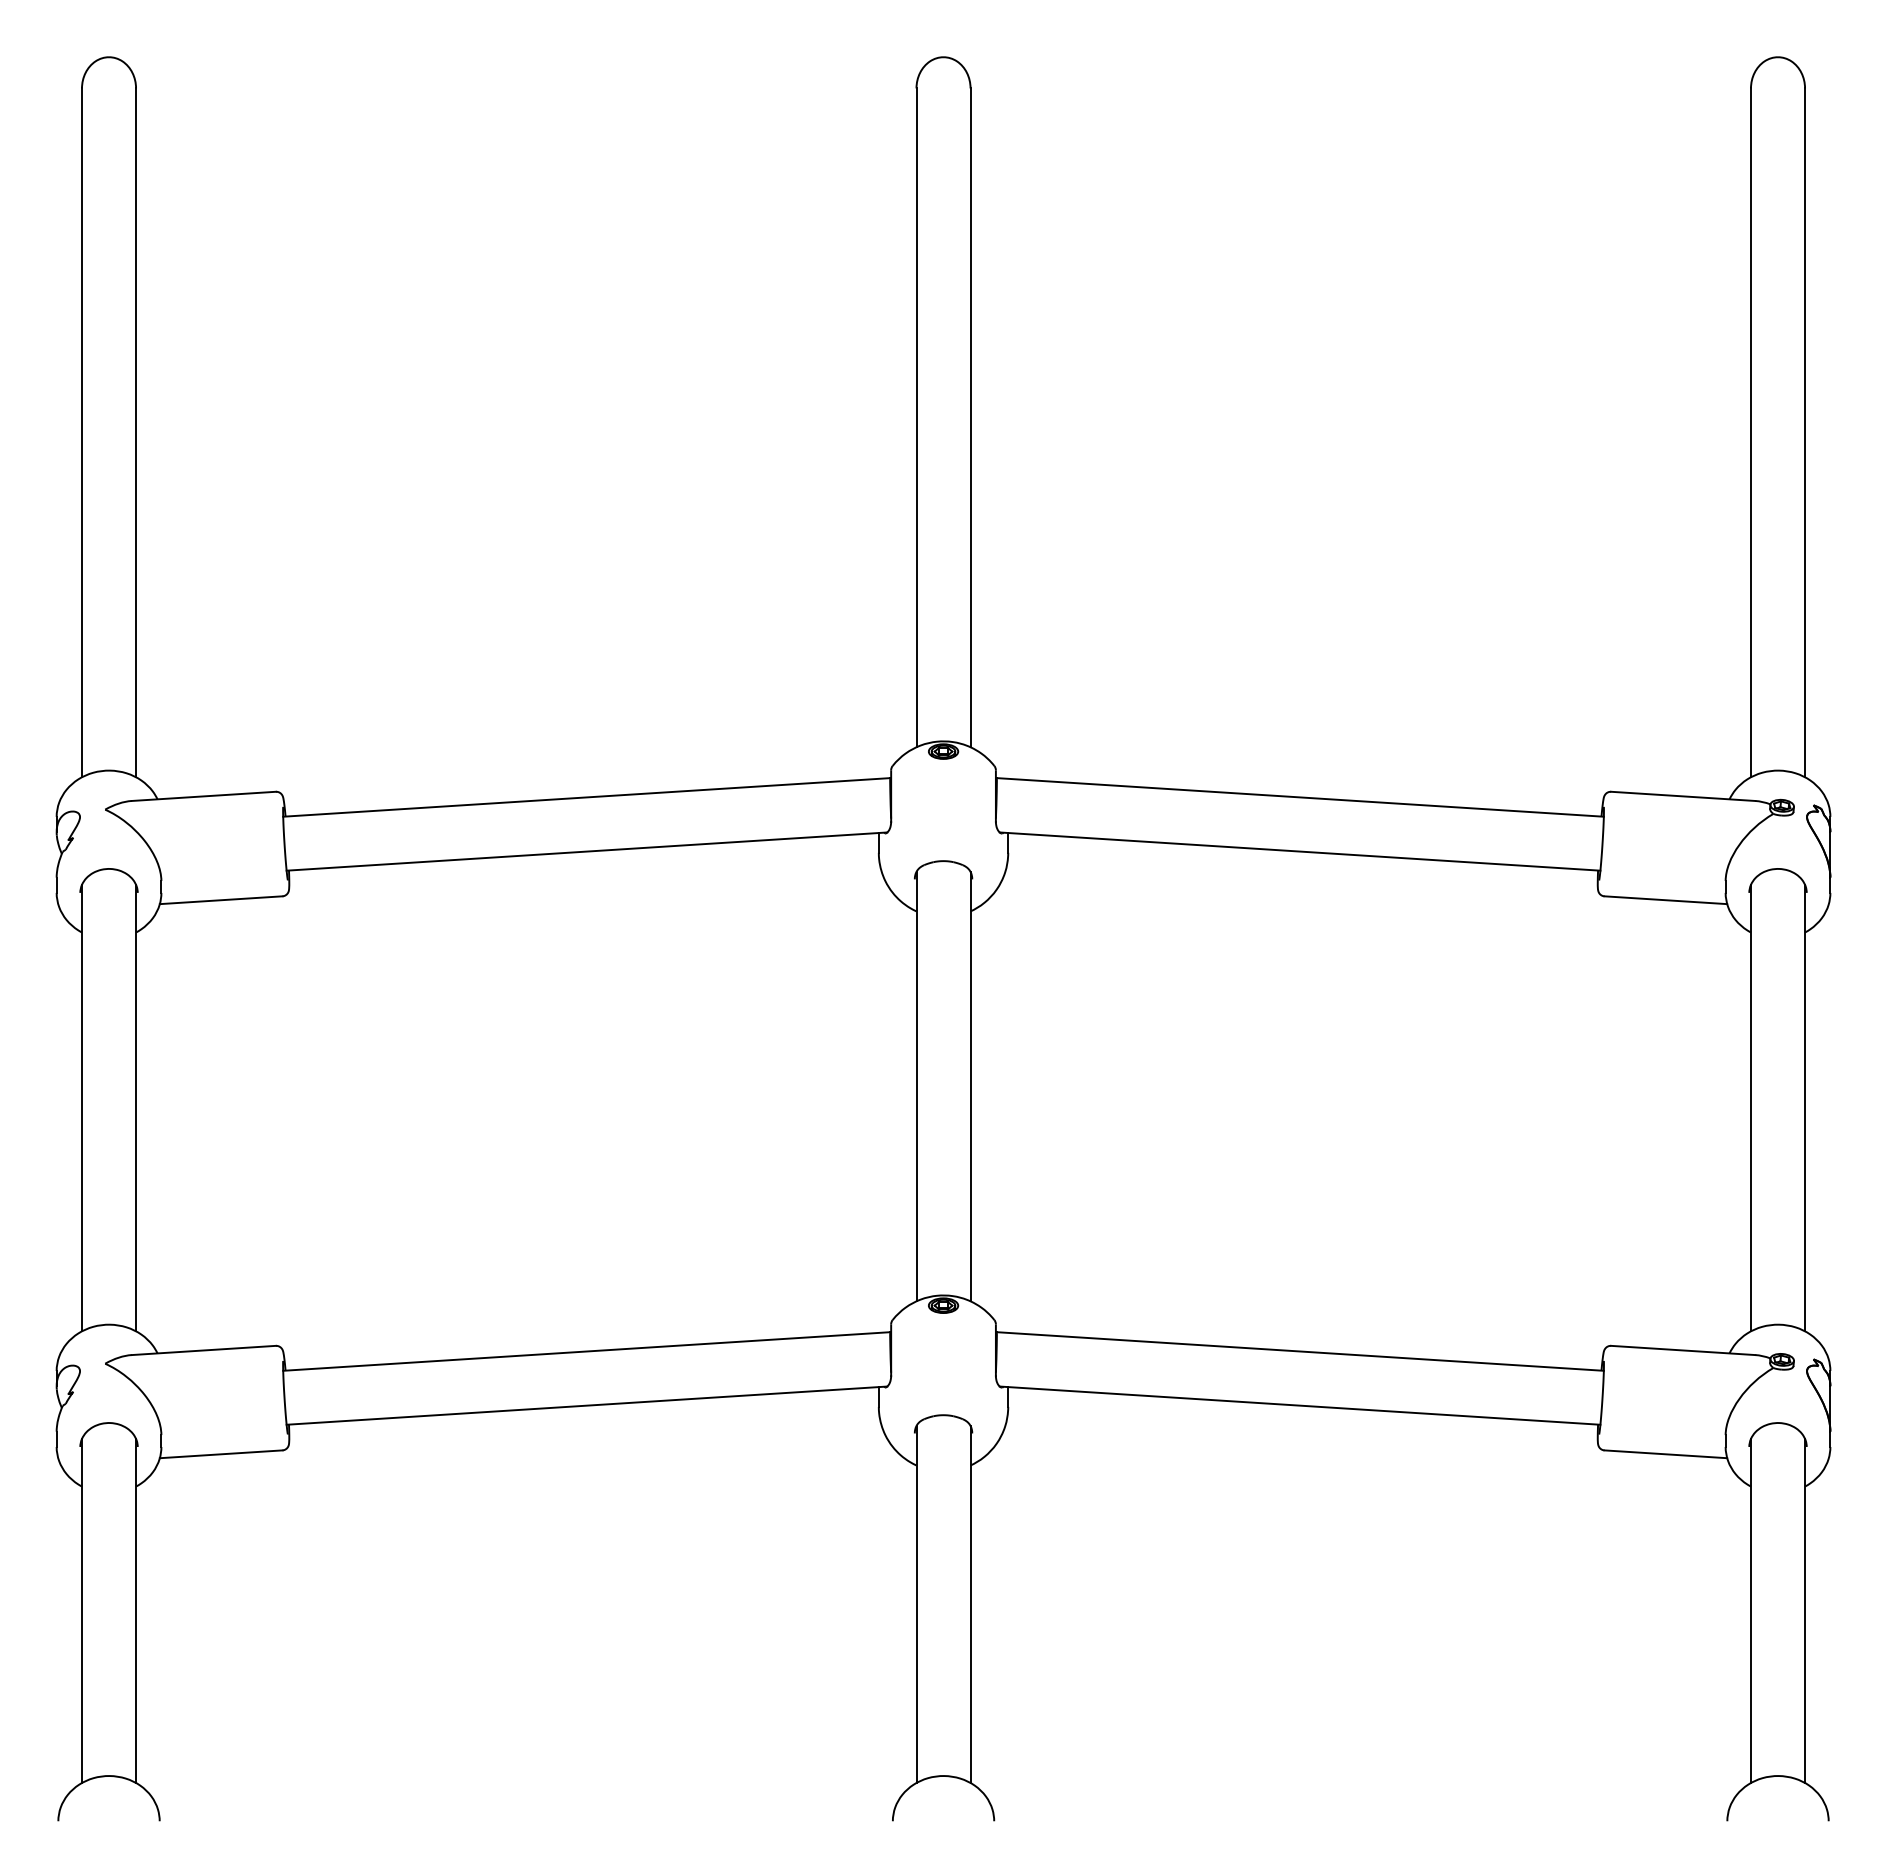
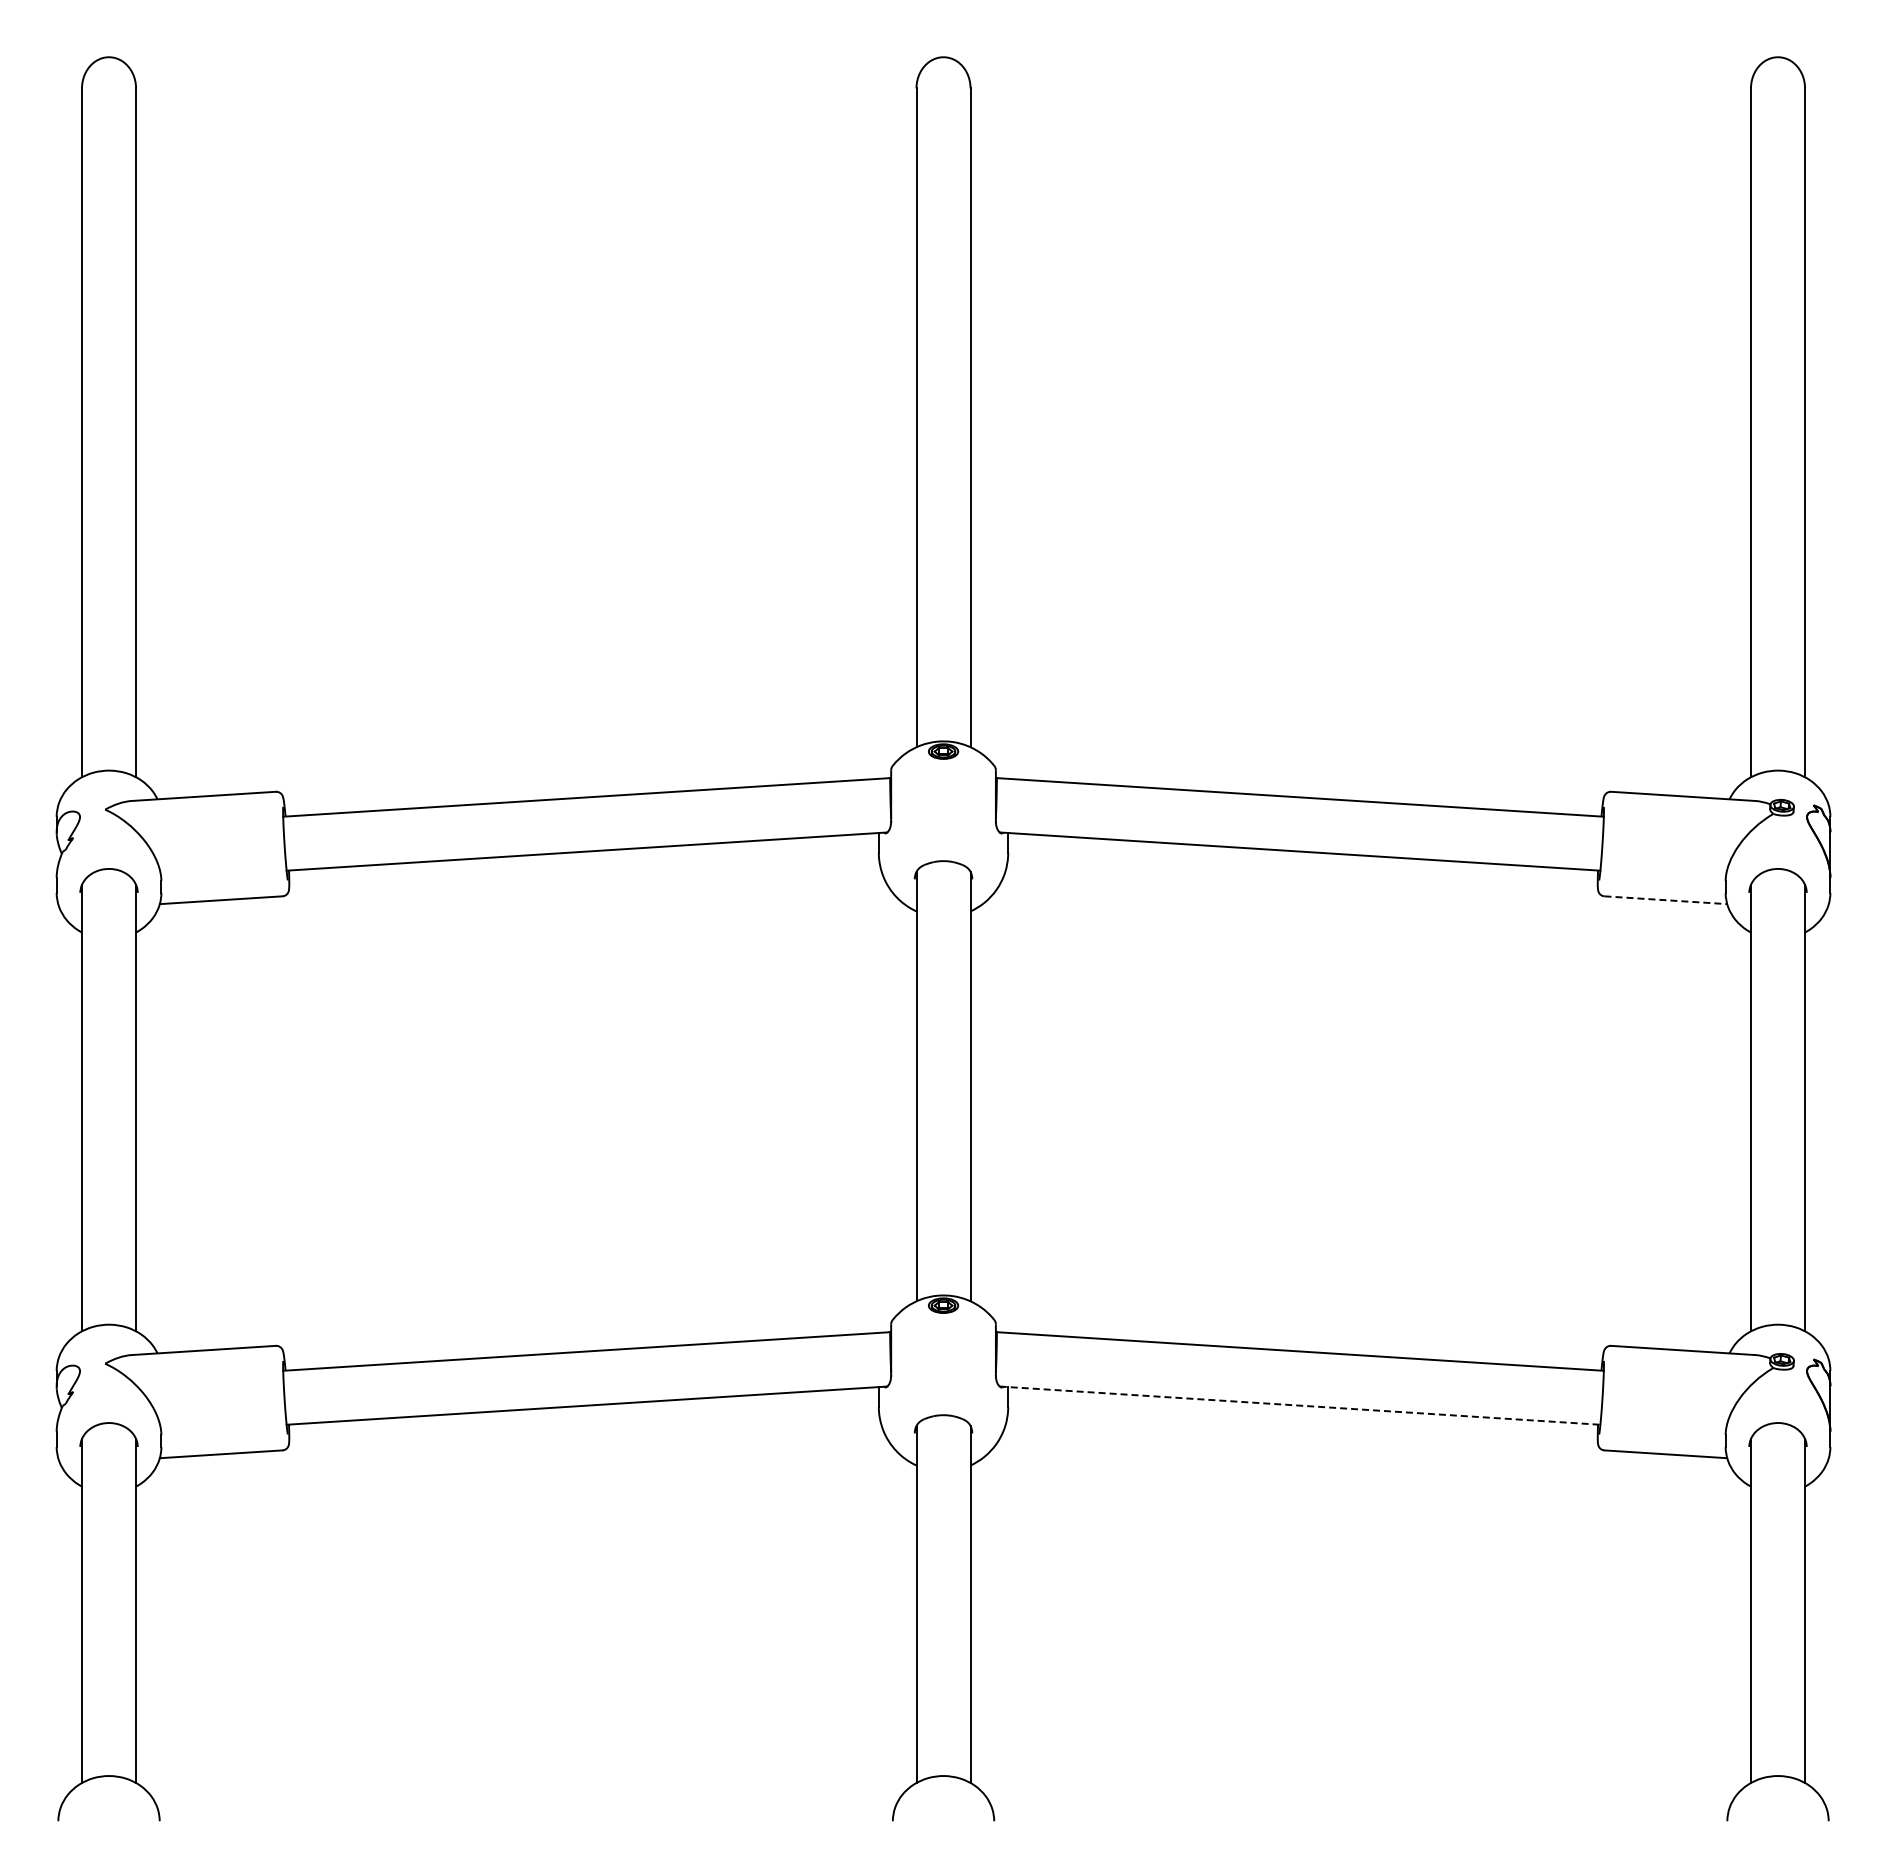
line: solid -> dashed (1666, 900)
line: solid -> dashed (1300, 1405)
